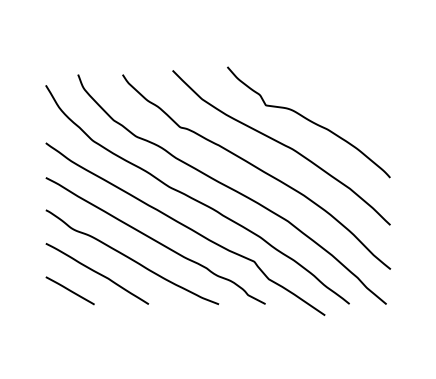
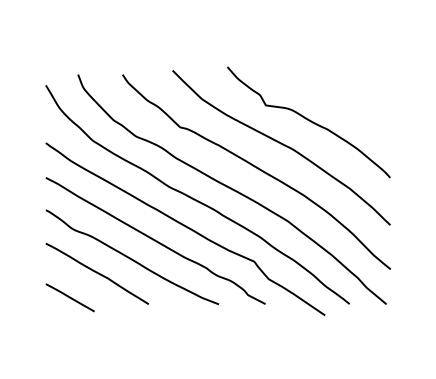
line position: (69, 290) -> (69, 297) (69, 297)
